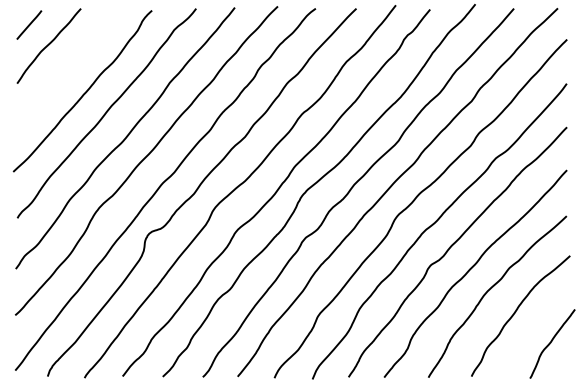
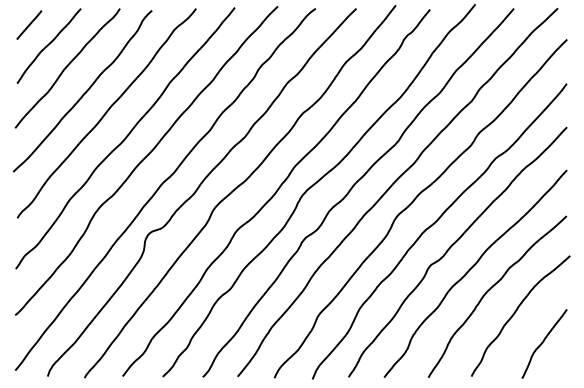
curve: none -> present (67, 67)
curve position: (551, 343) -> (543, 343) (543, 343)
